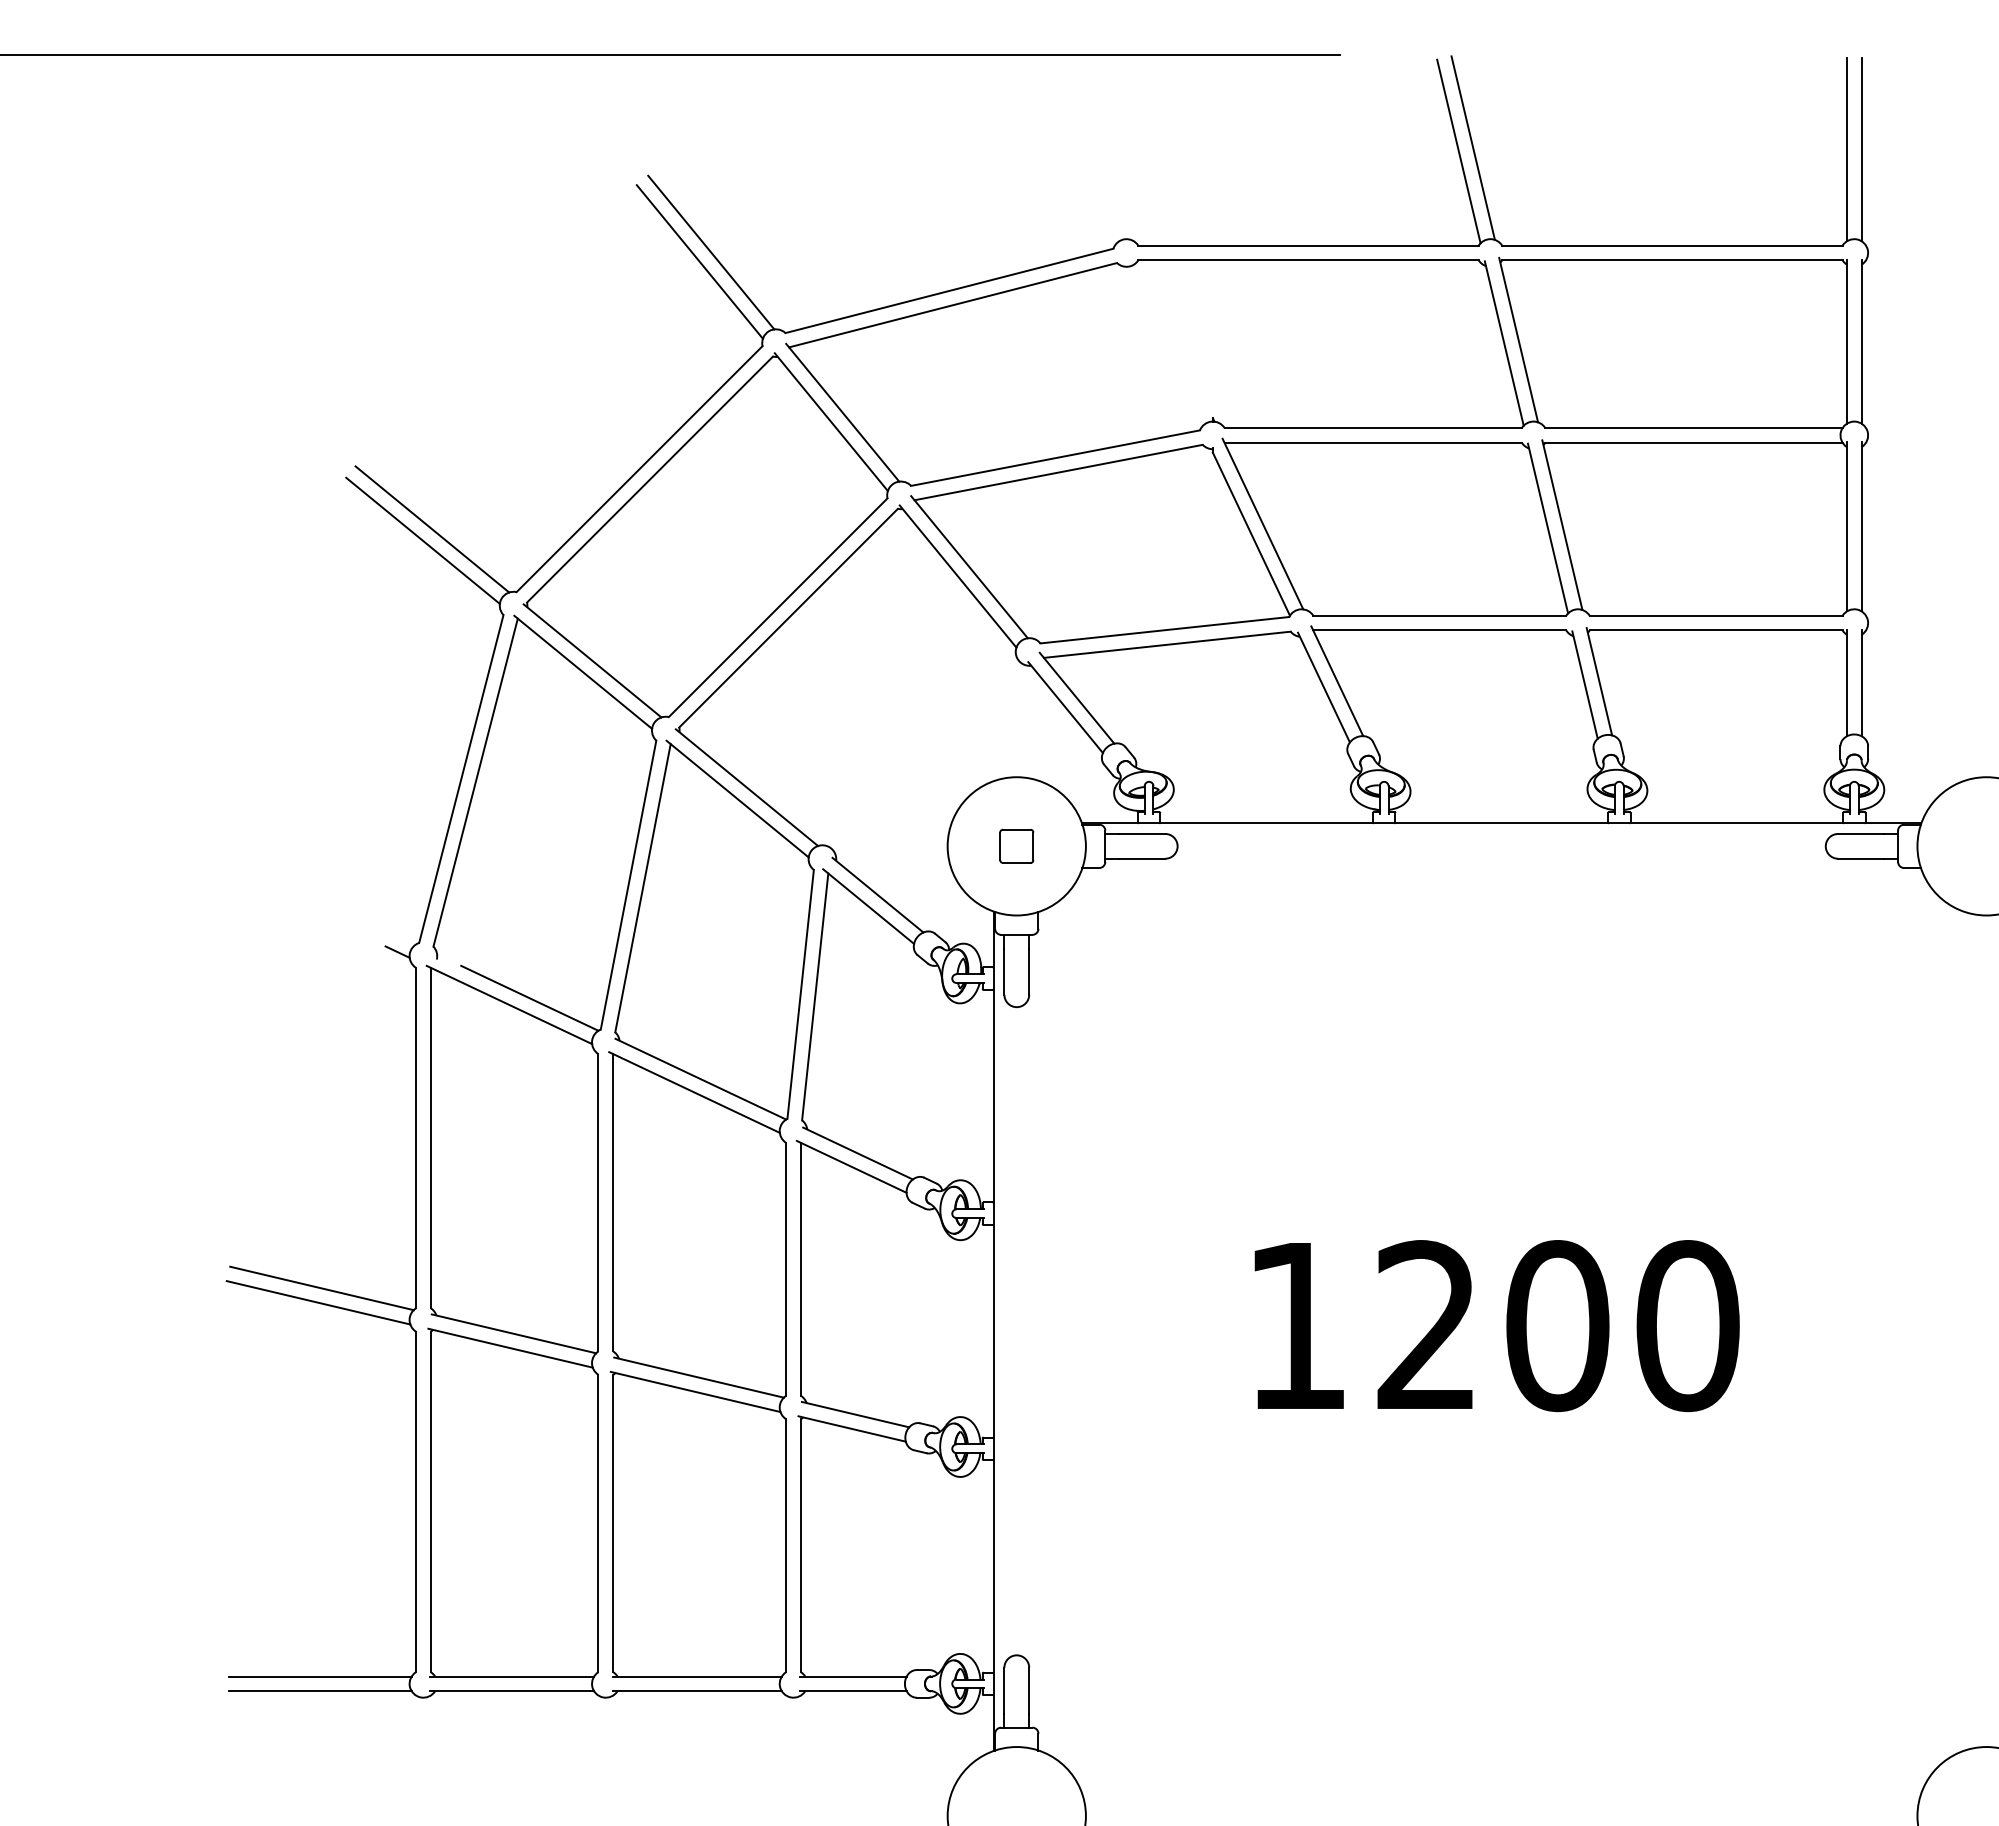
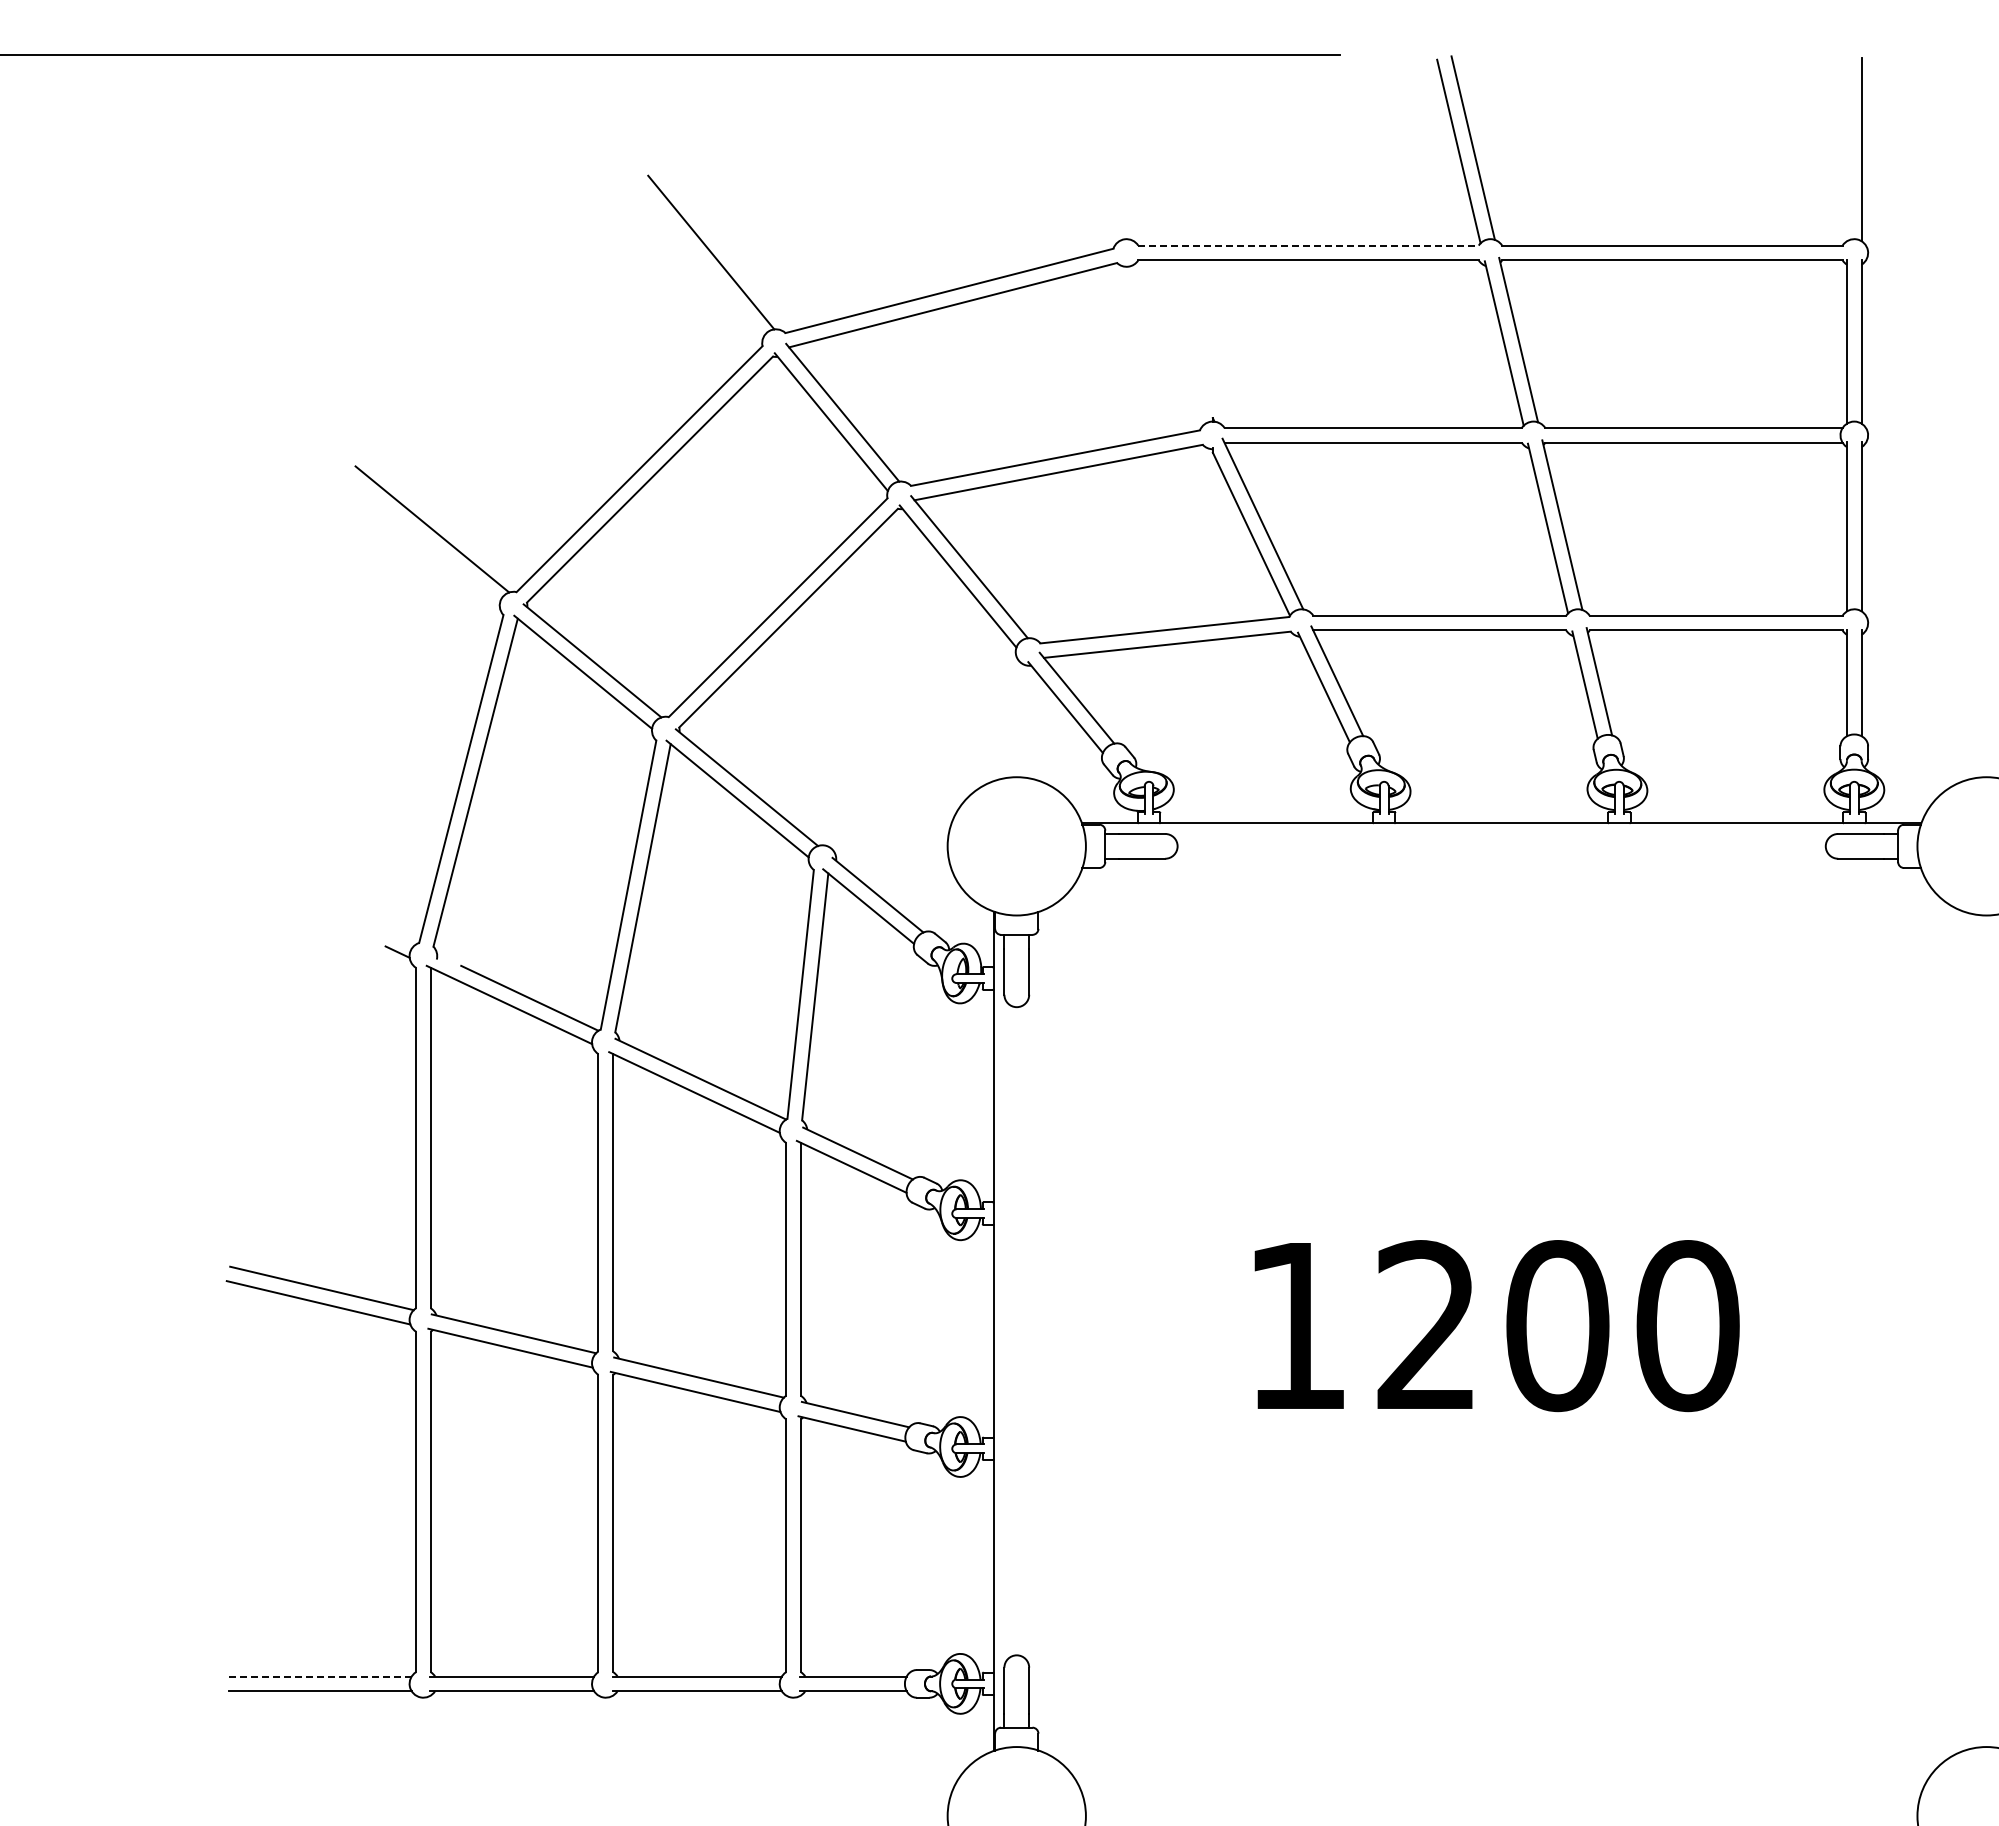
line: present -> none (1846, 149)
line: solid -> dashed (1309, 245)
line: present -> none (699, 261)
line: present -> none (422, 540)
part: present -> none (1016, 845)
line: solid -> dashed (320, 1676)
